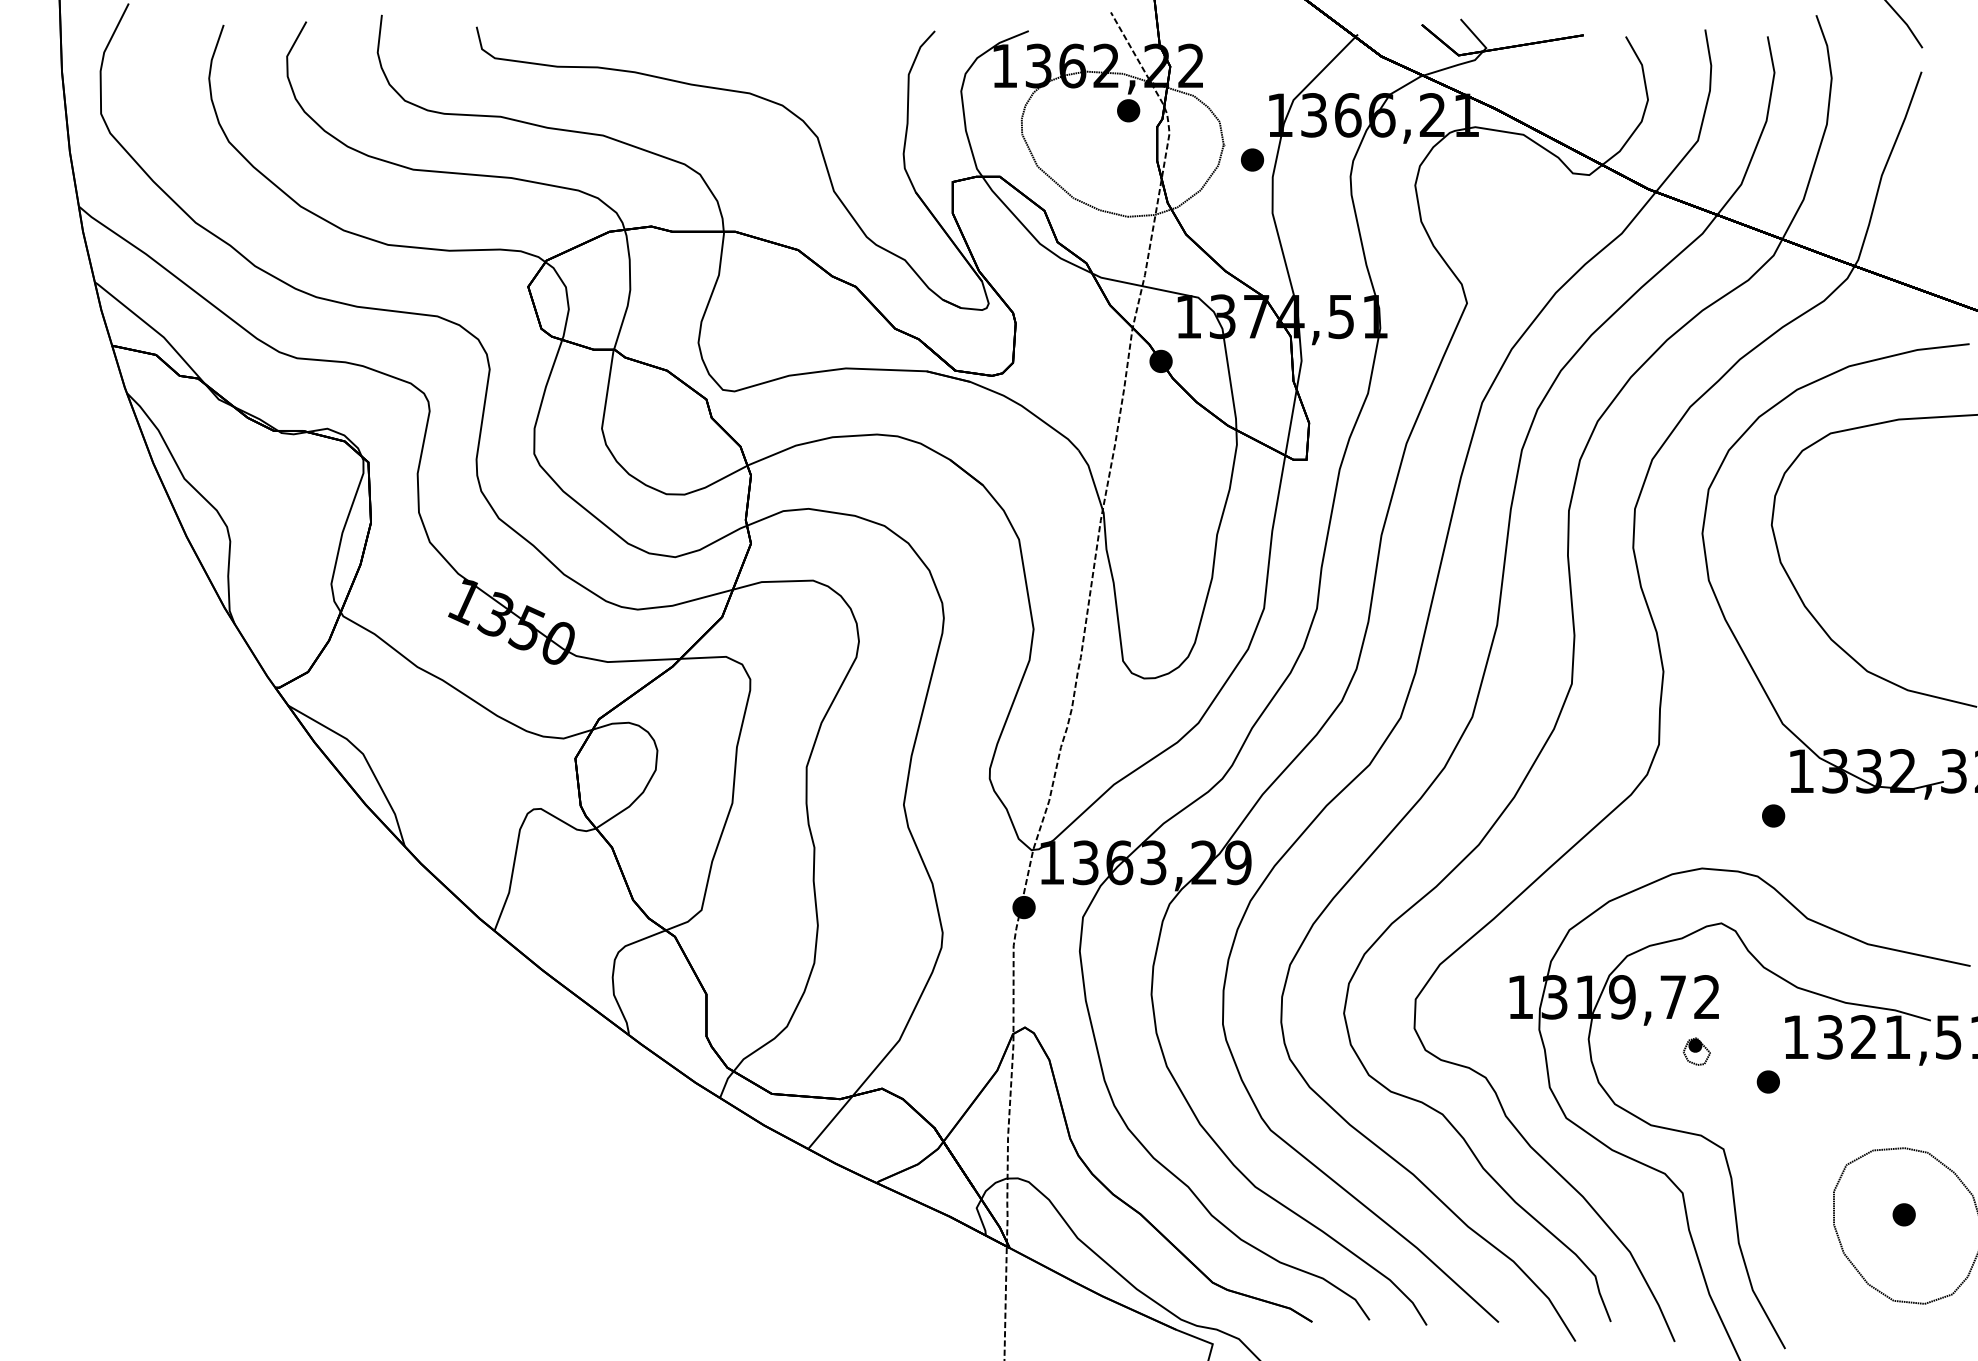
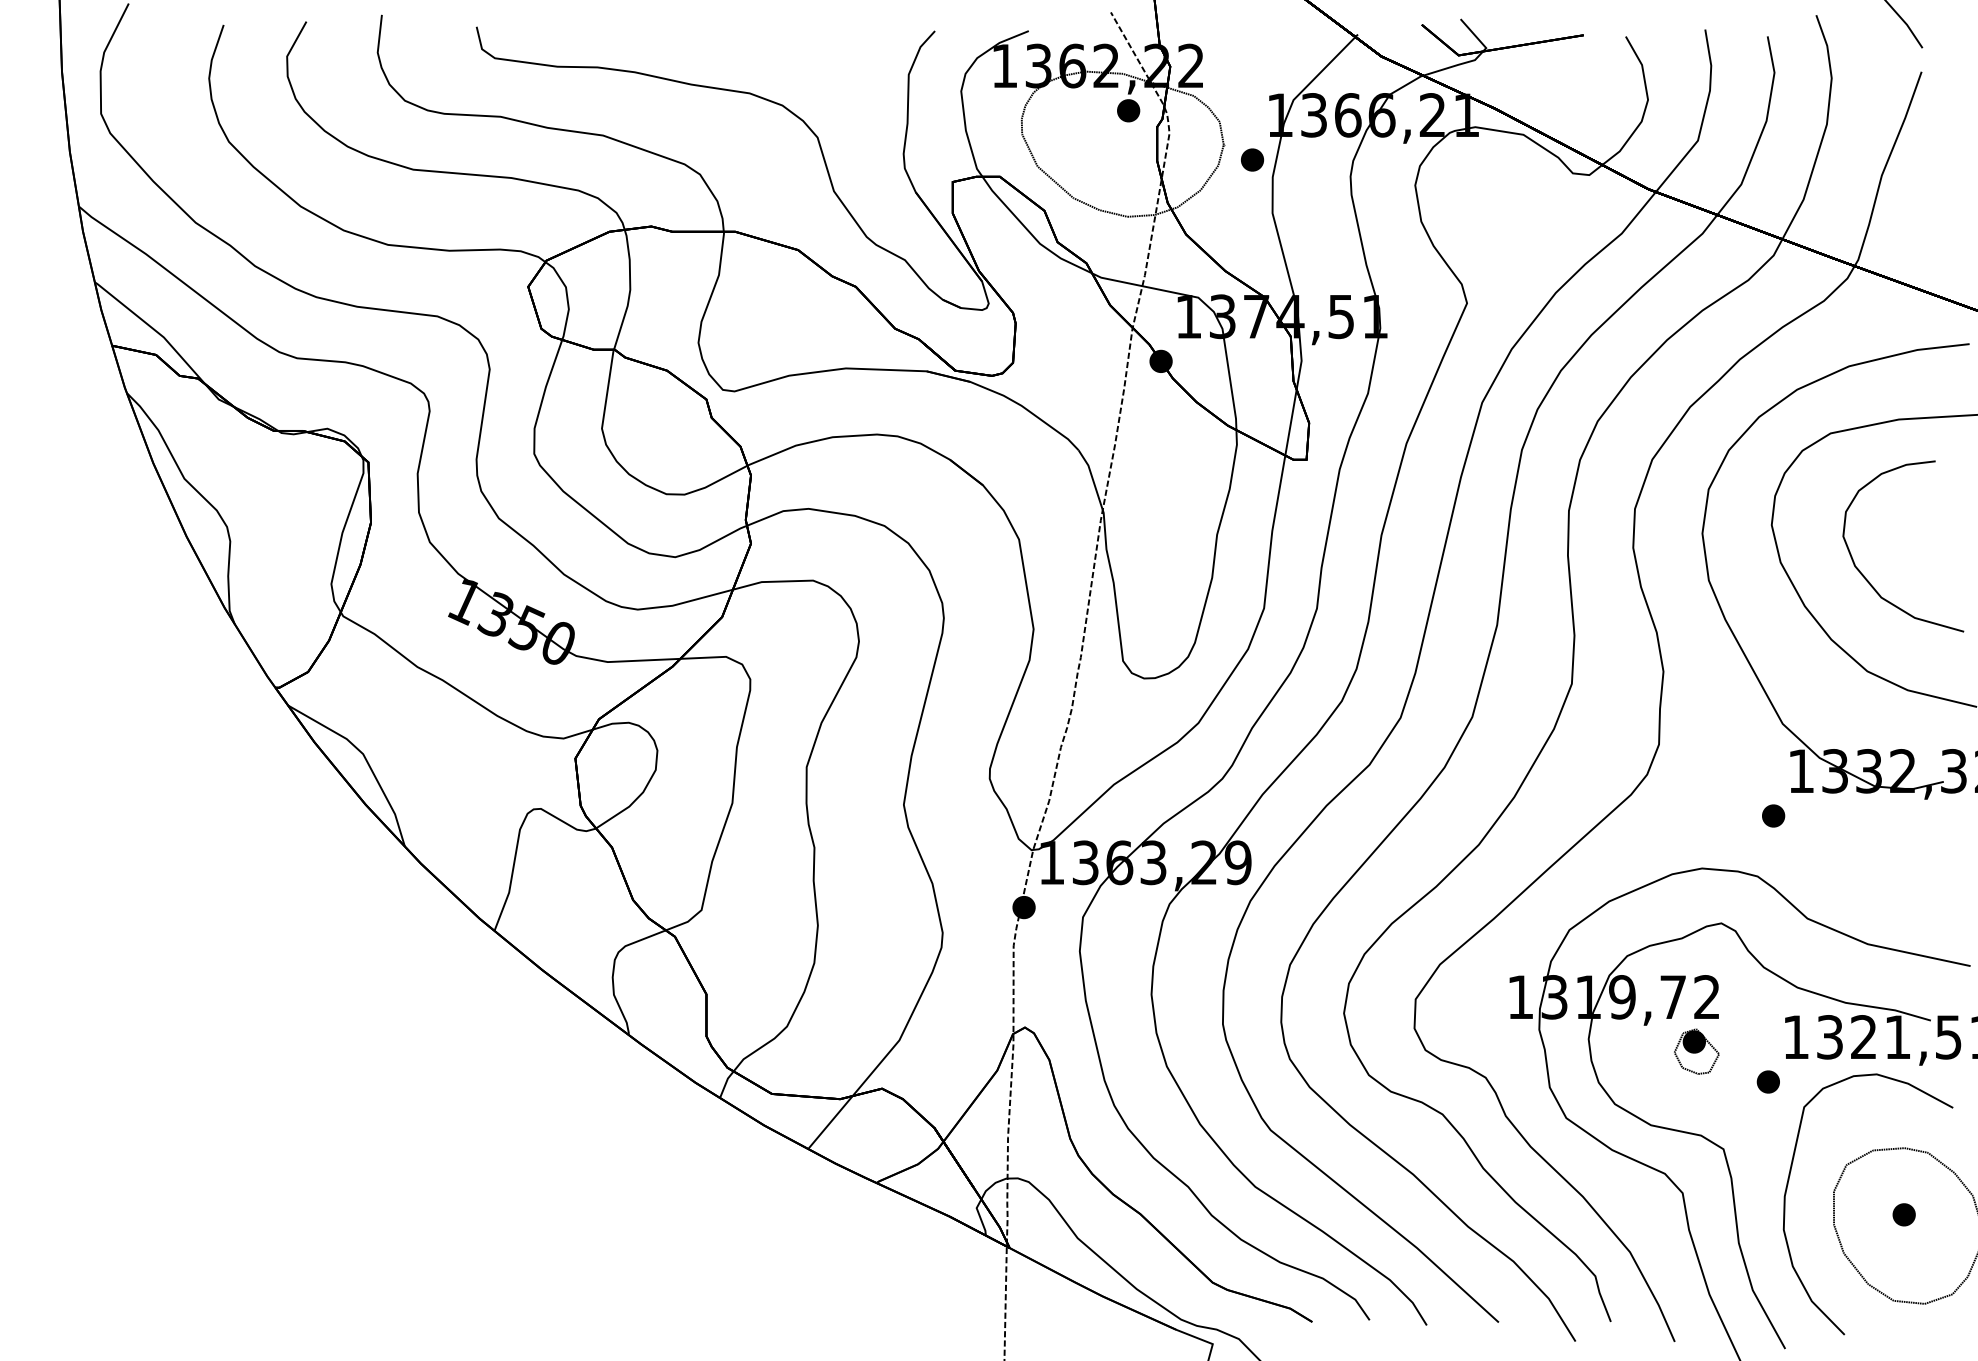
curve: none -> present (1864, 575)
part size: 28x29 px -> 46x47 px (1696, 1051)
curve: none -> present (1788, 1185)
